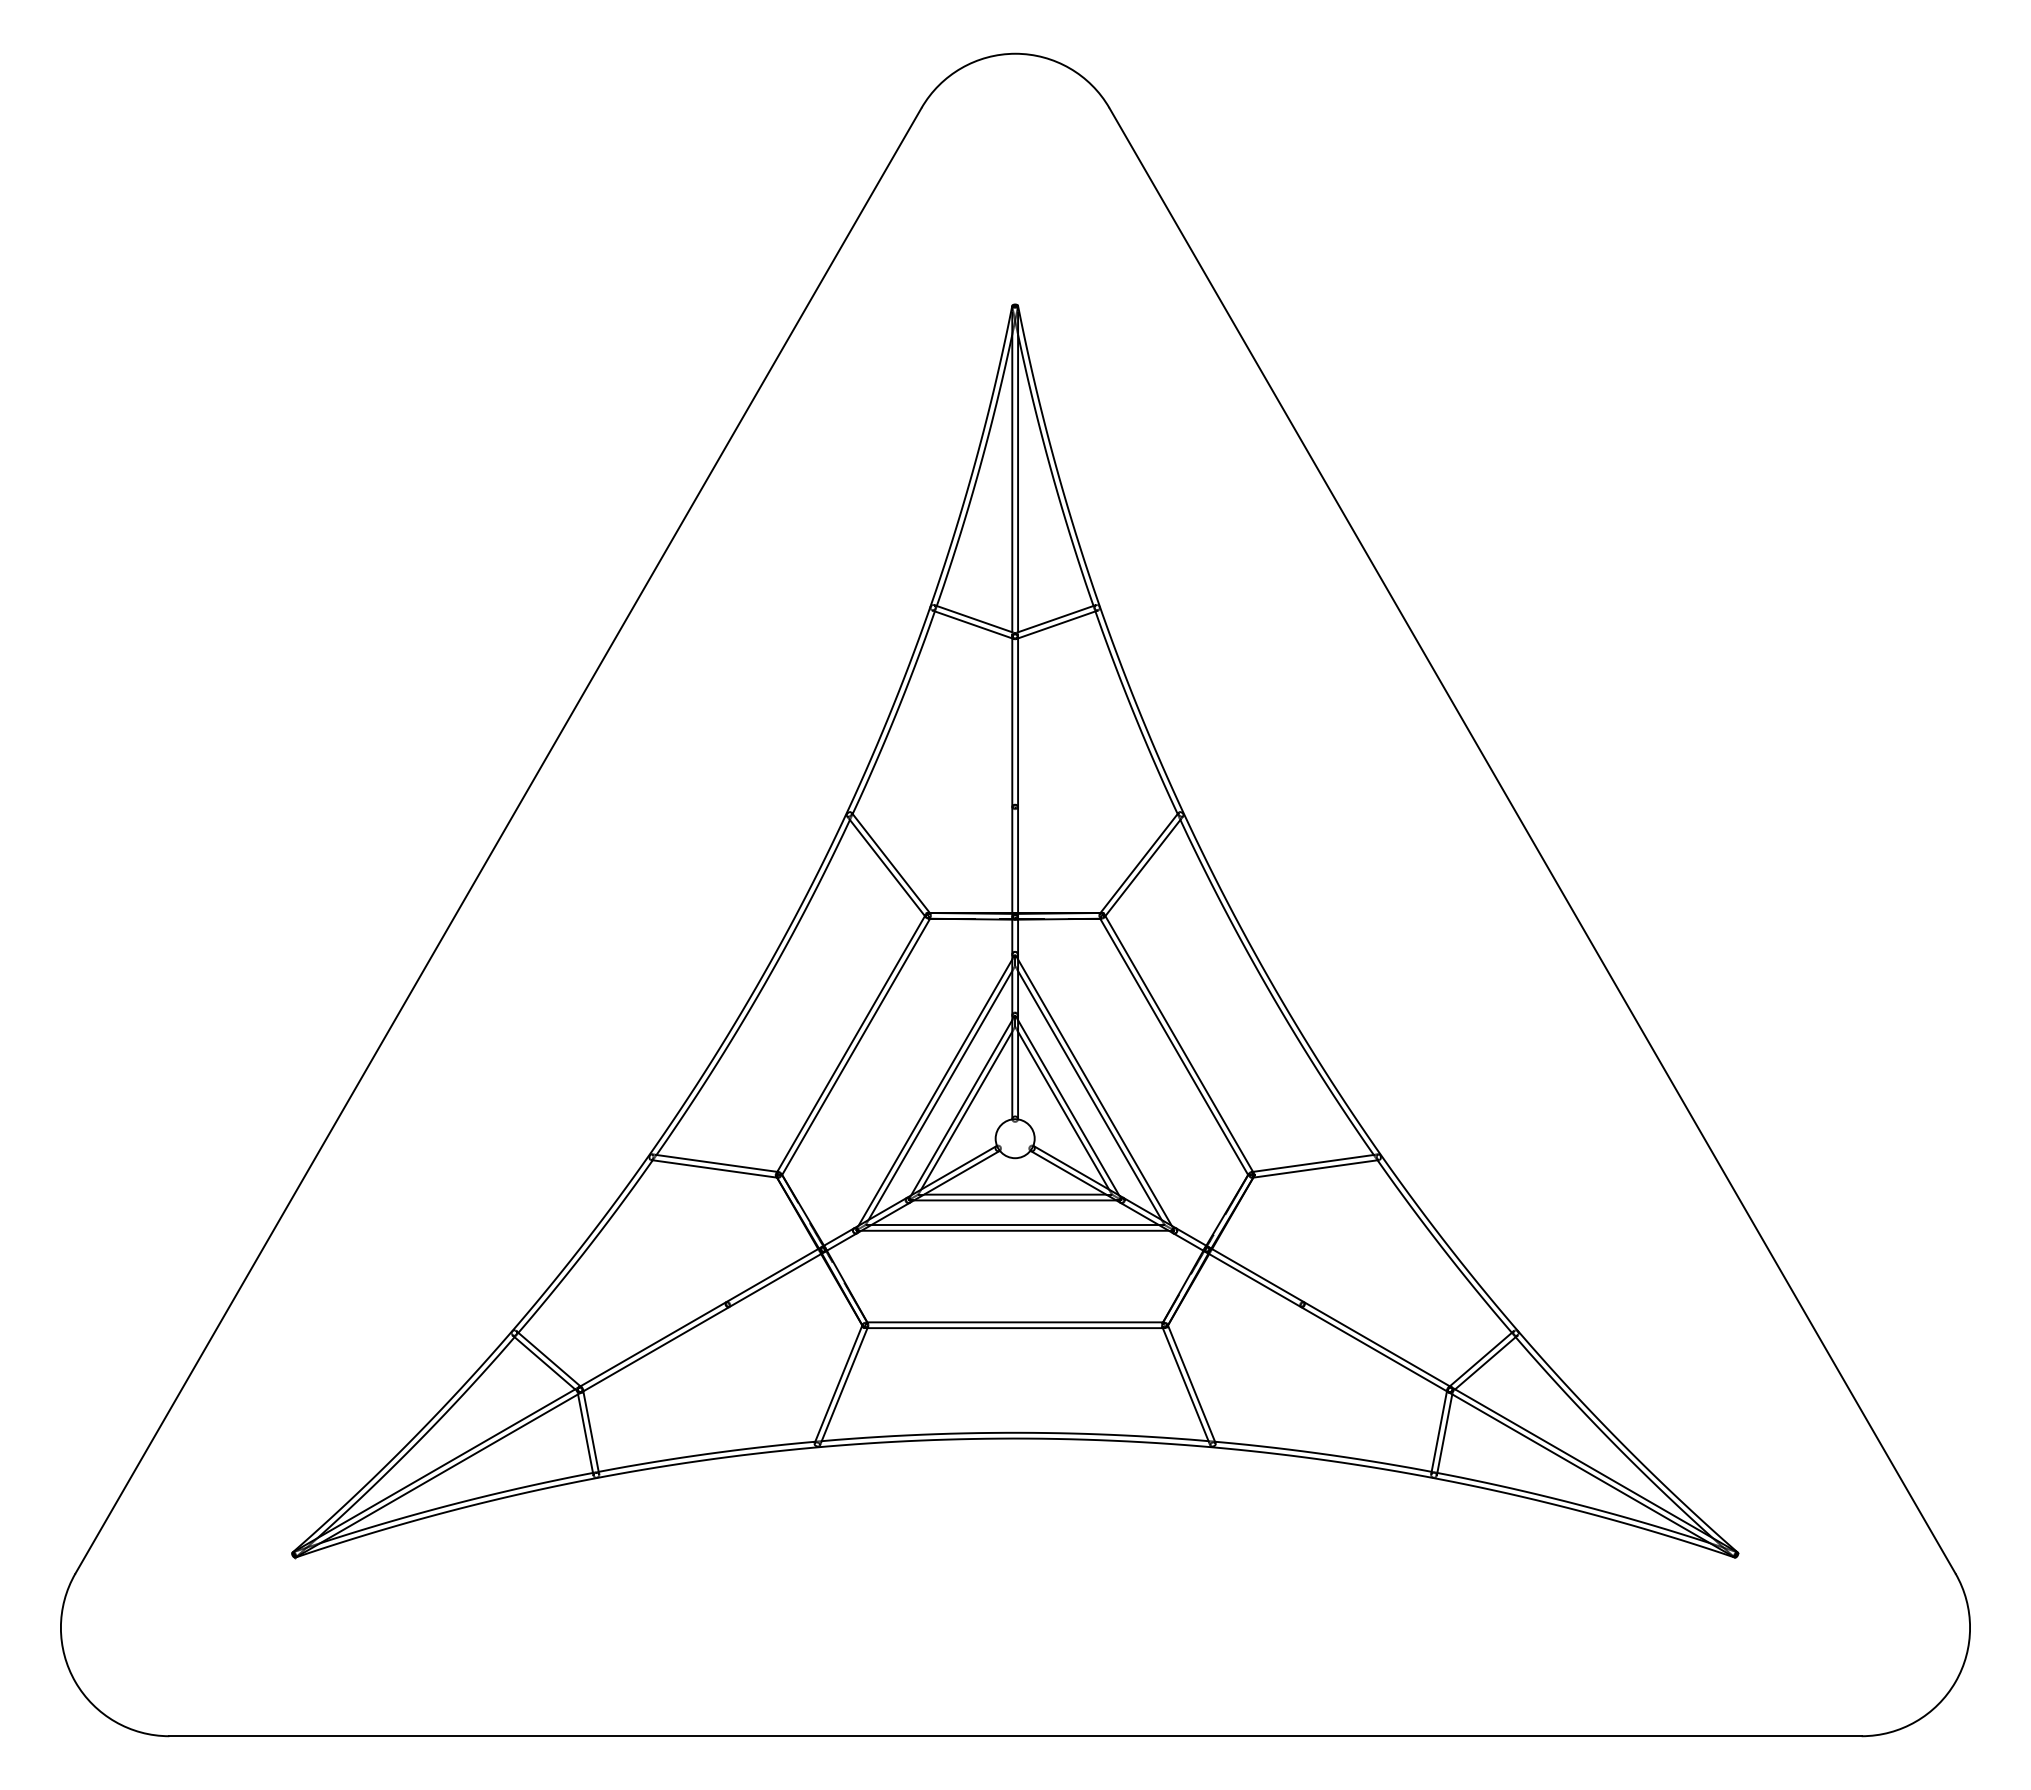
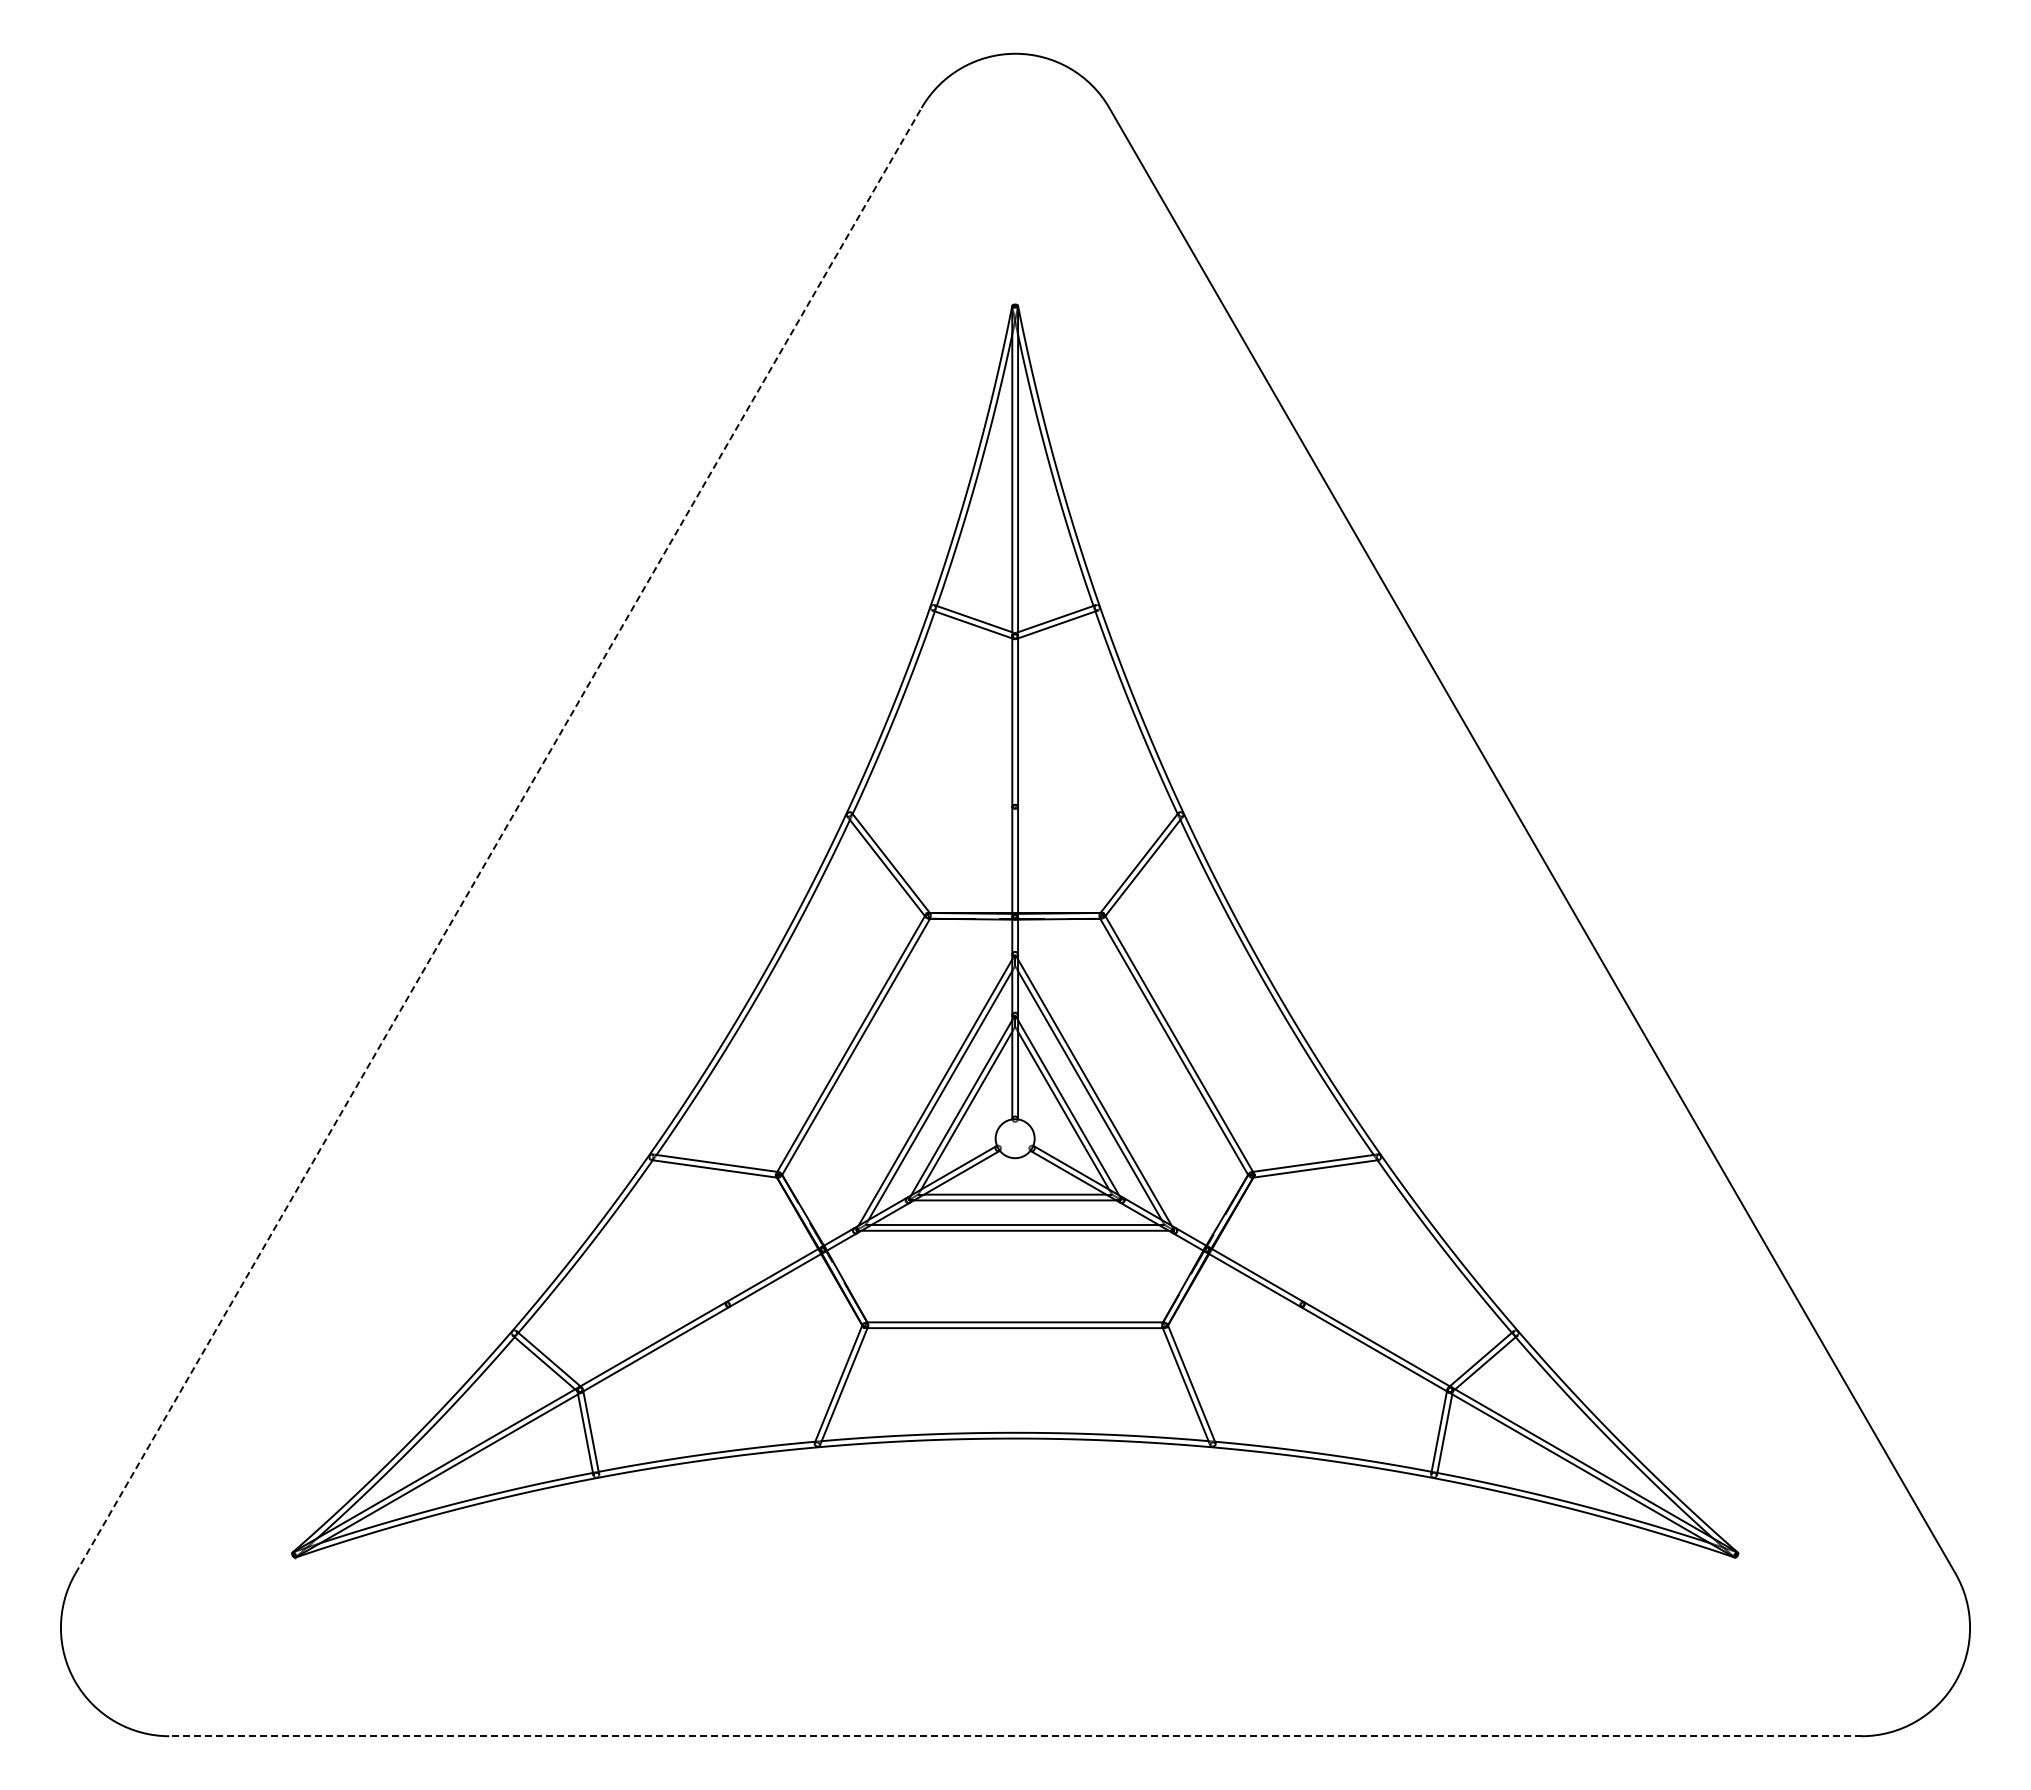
line: solid -> dashed (498, 840)
line: solid -> dashed (1015, 1736)
